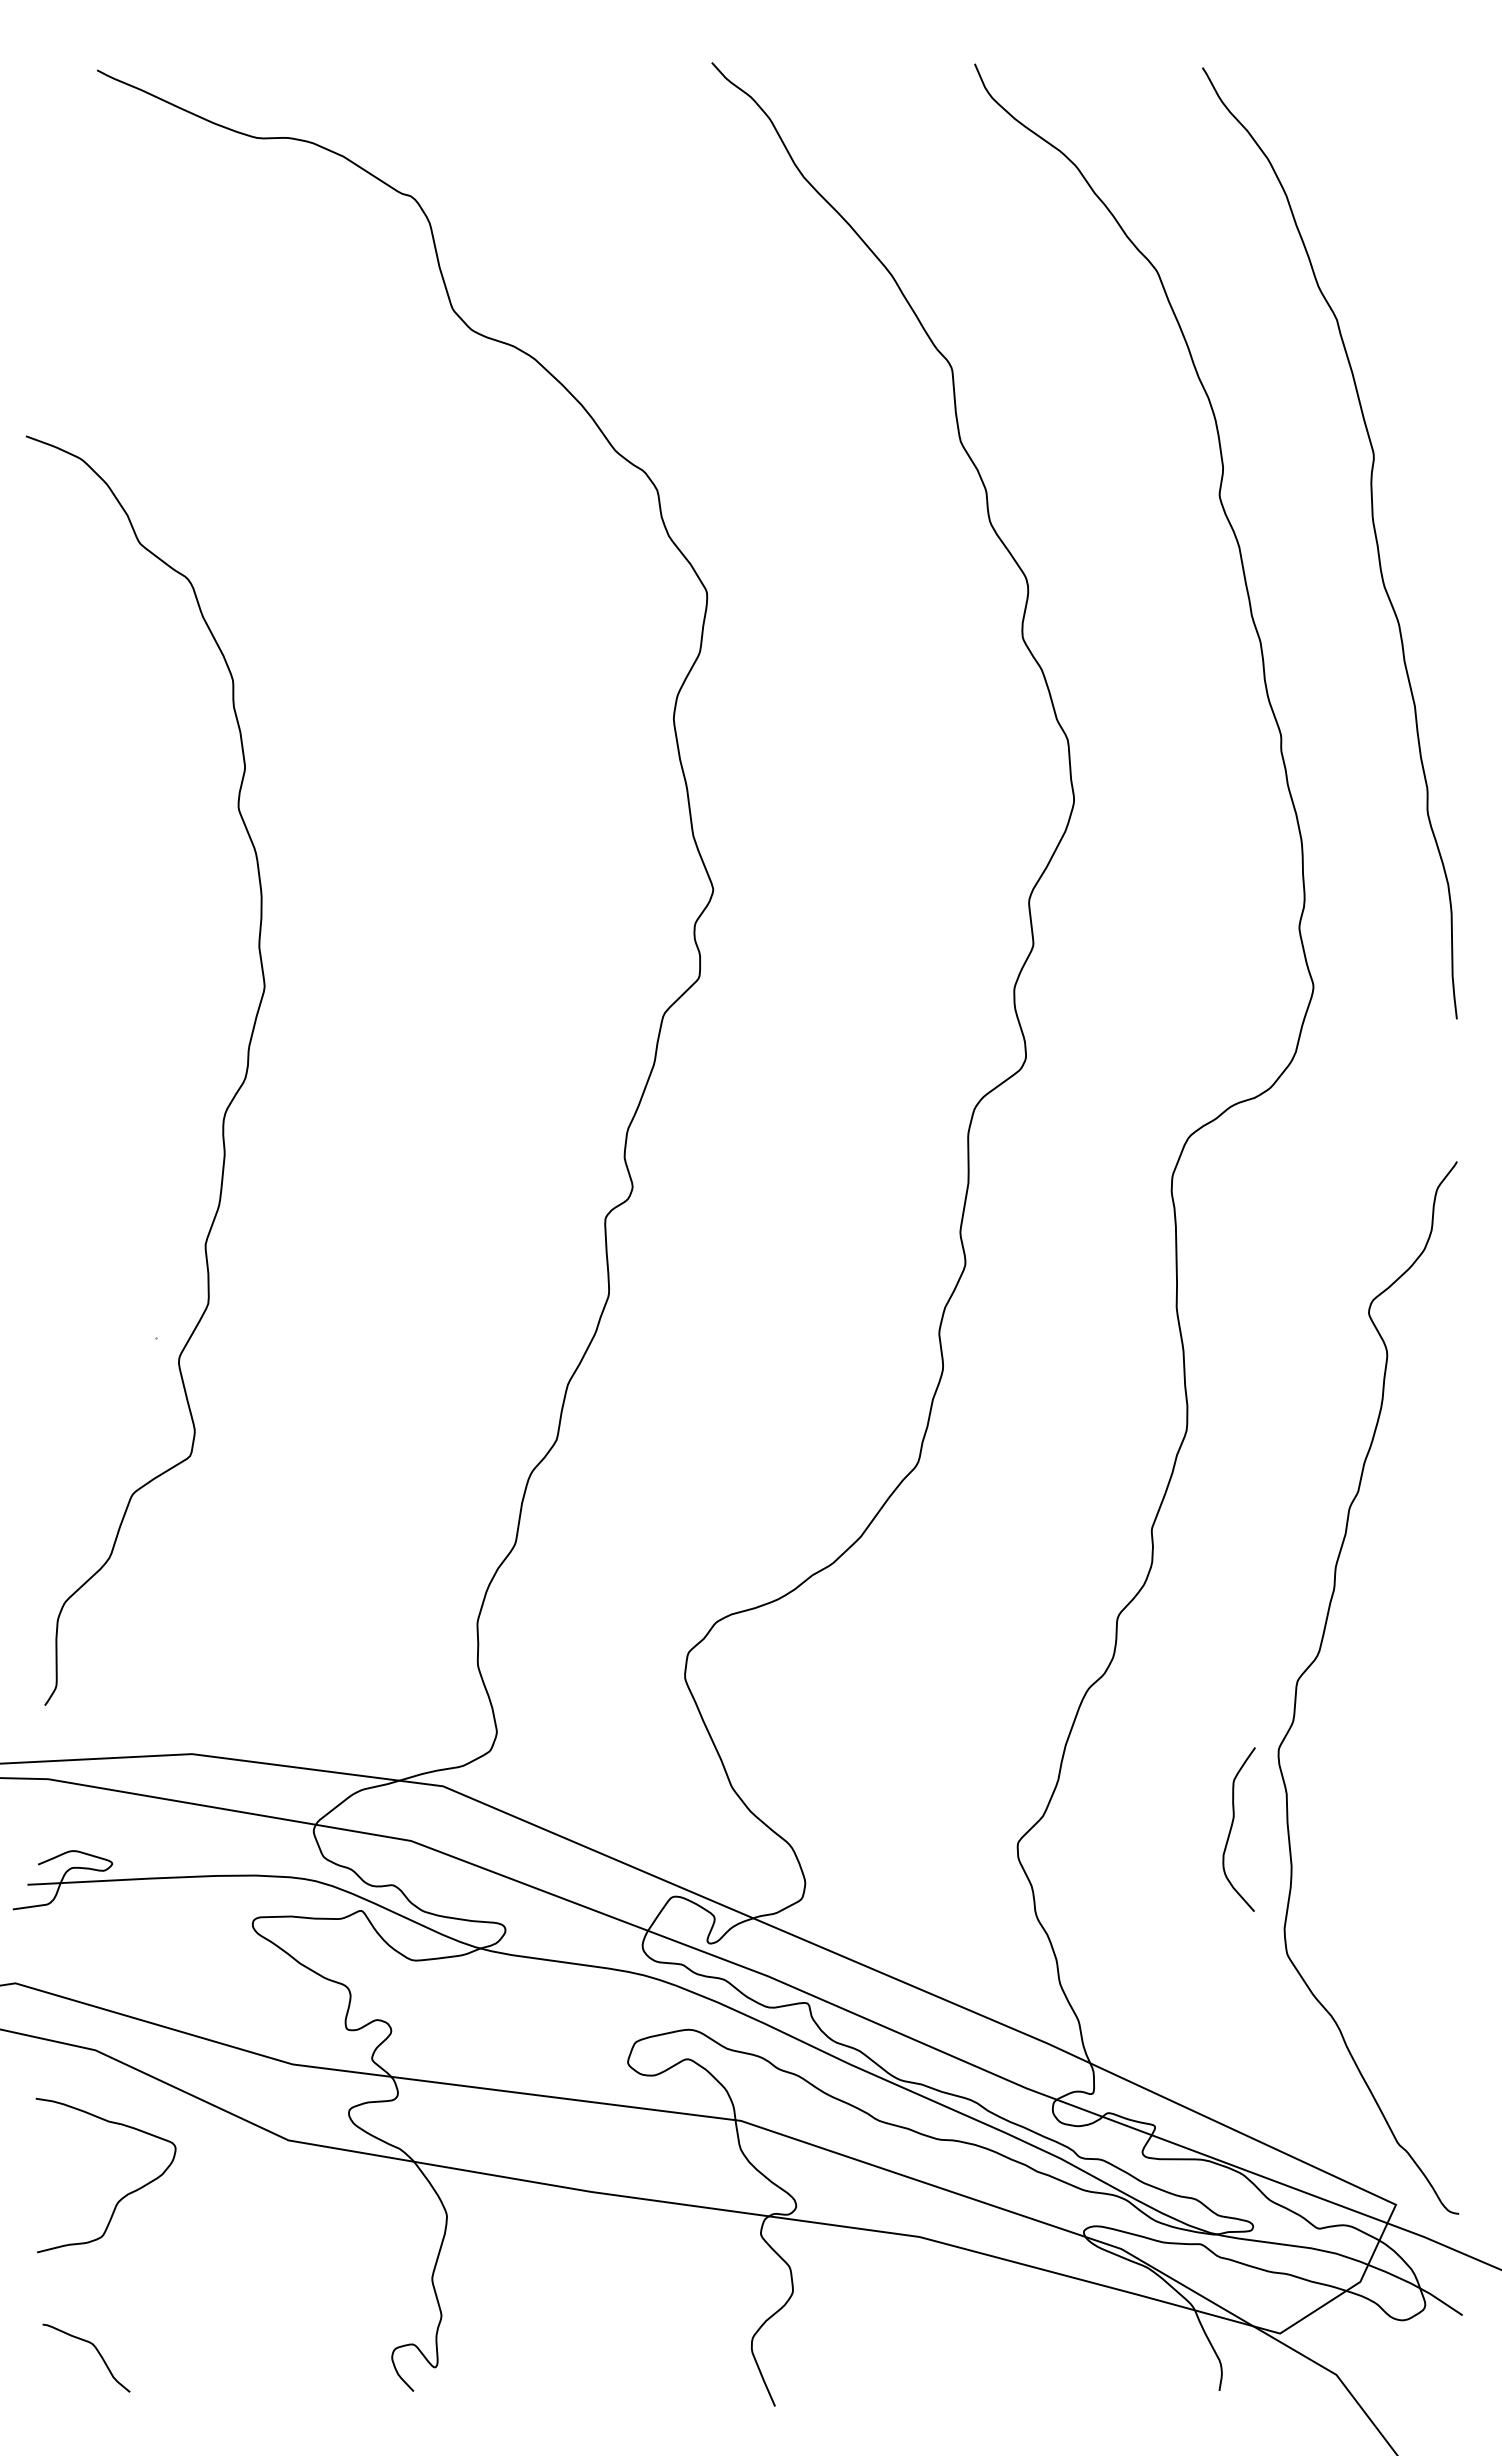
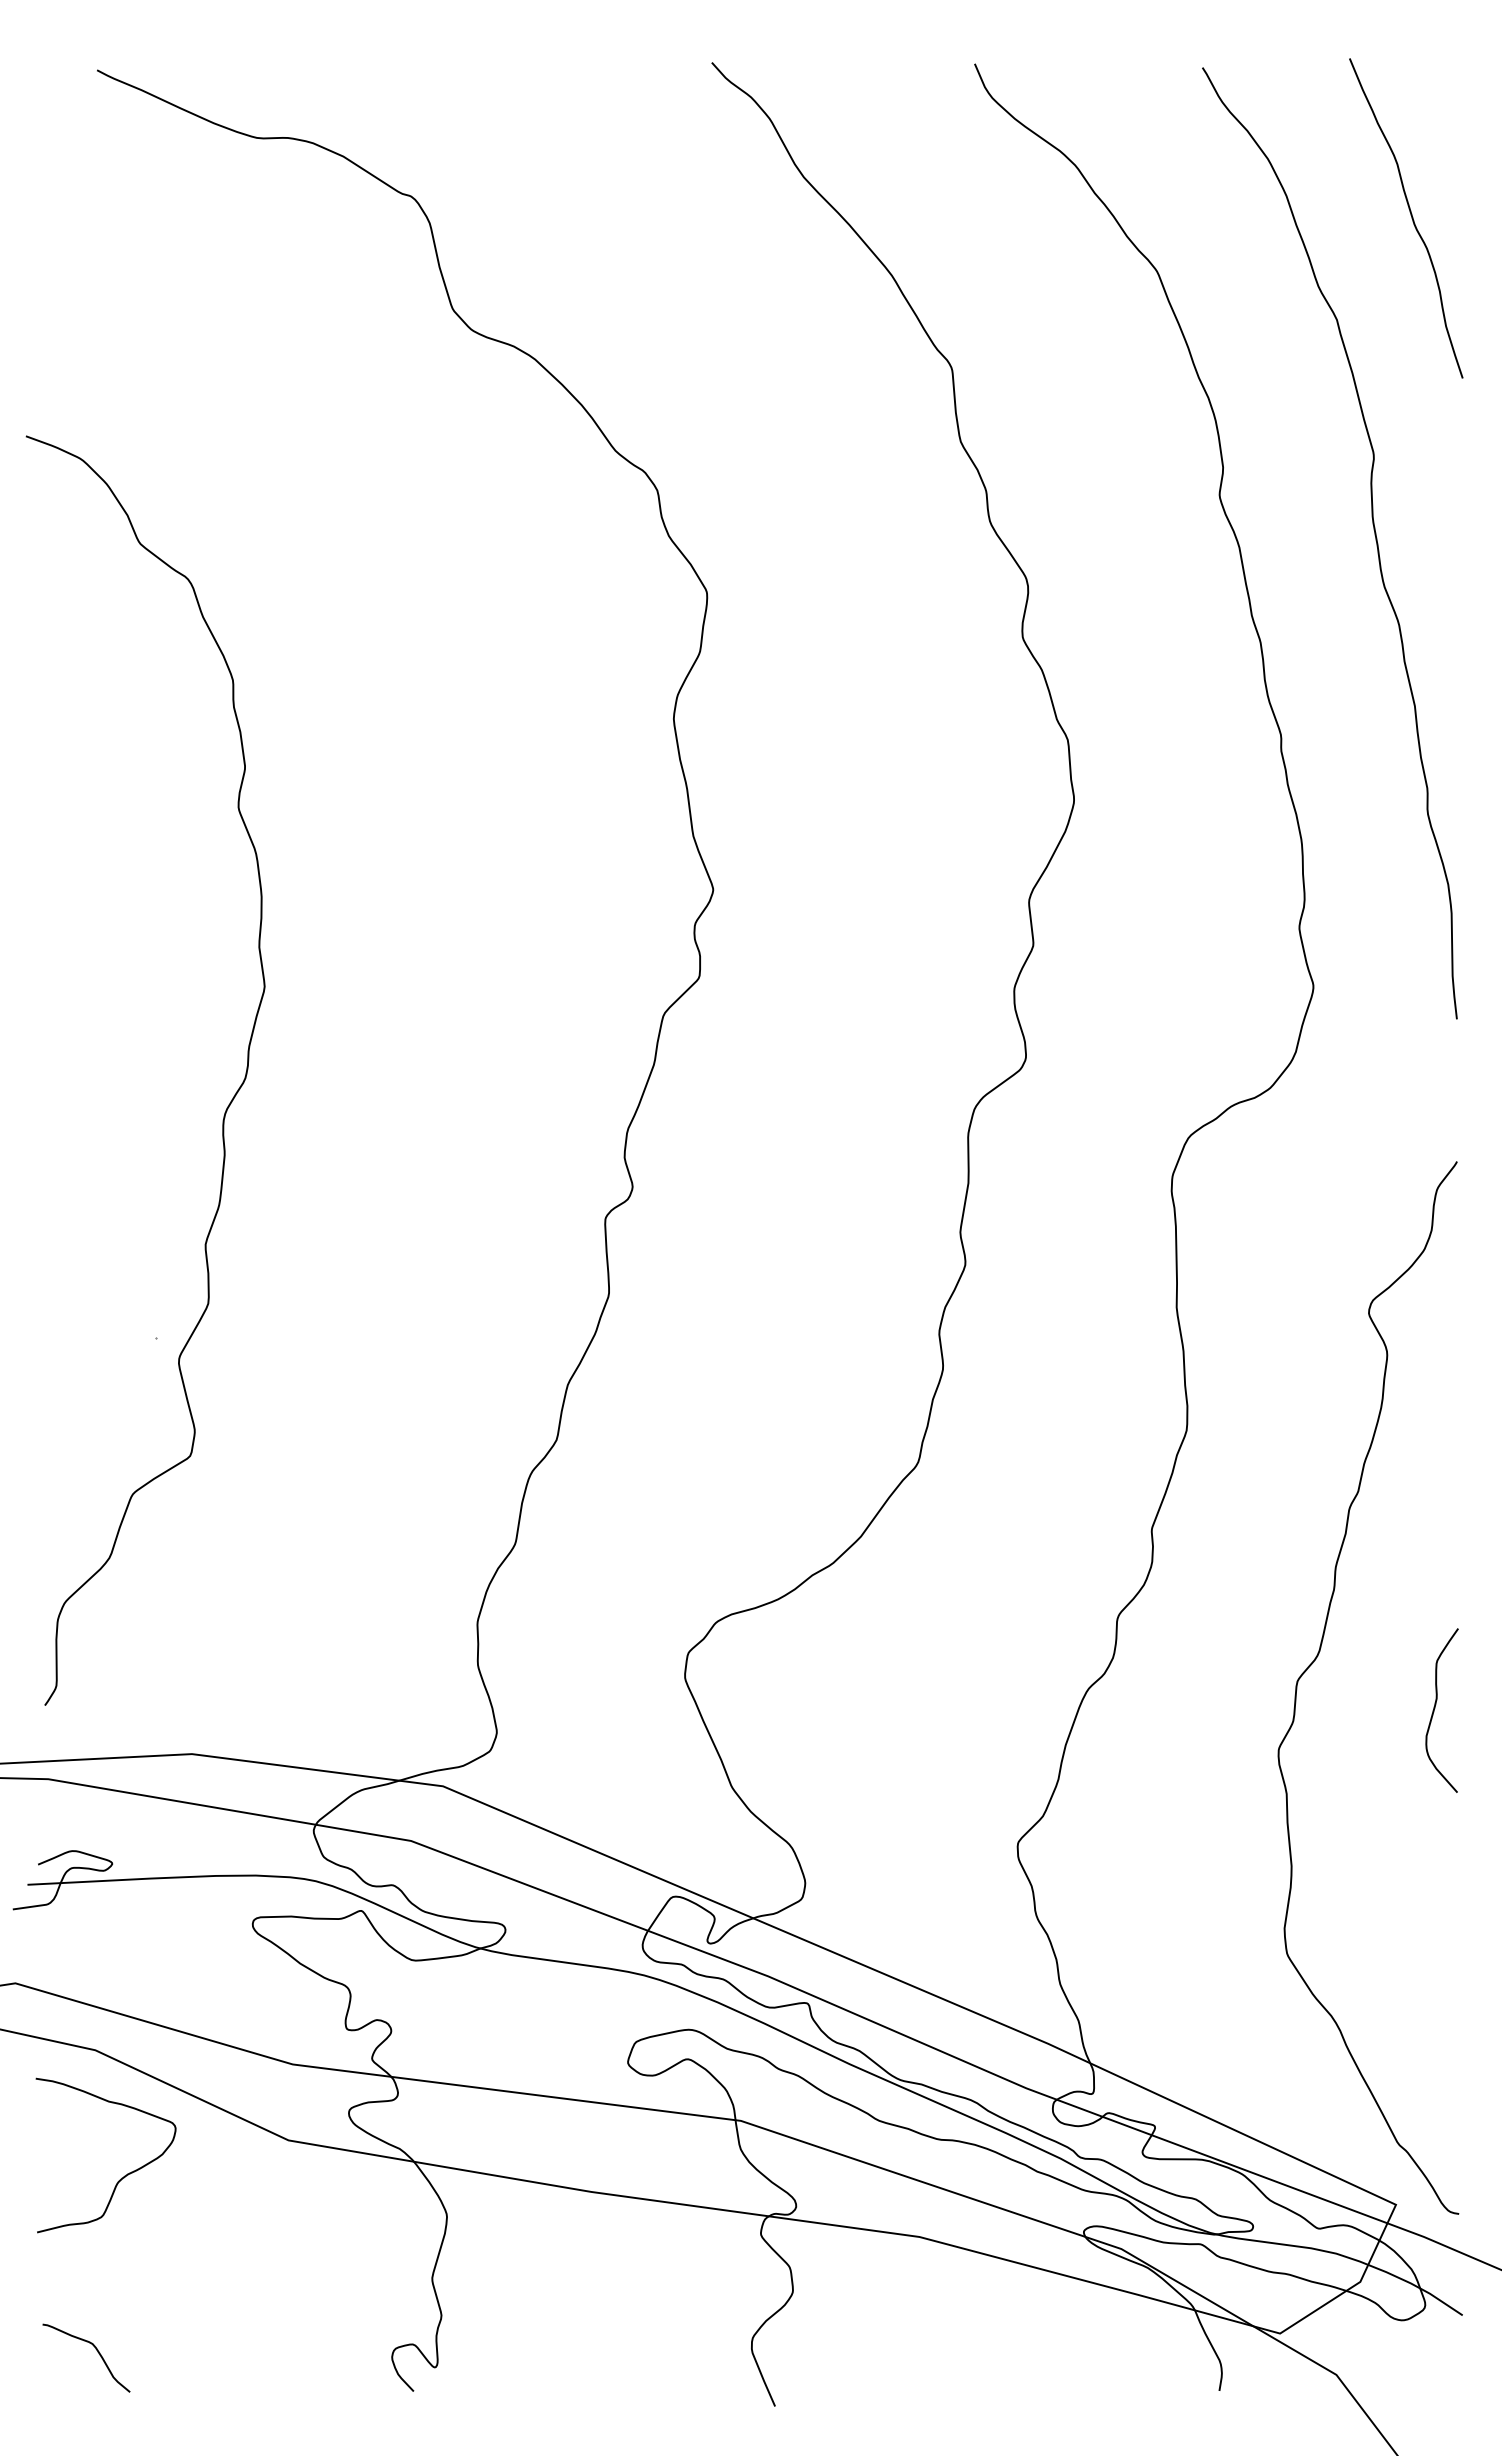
curve: none -> present (1410, 215)
curve position: (1232, 1827) -> (1435, 1708) (1435, 1708)
curve position: (120, 2198) -> (120, 2178) (120, 2178)
